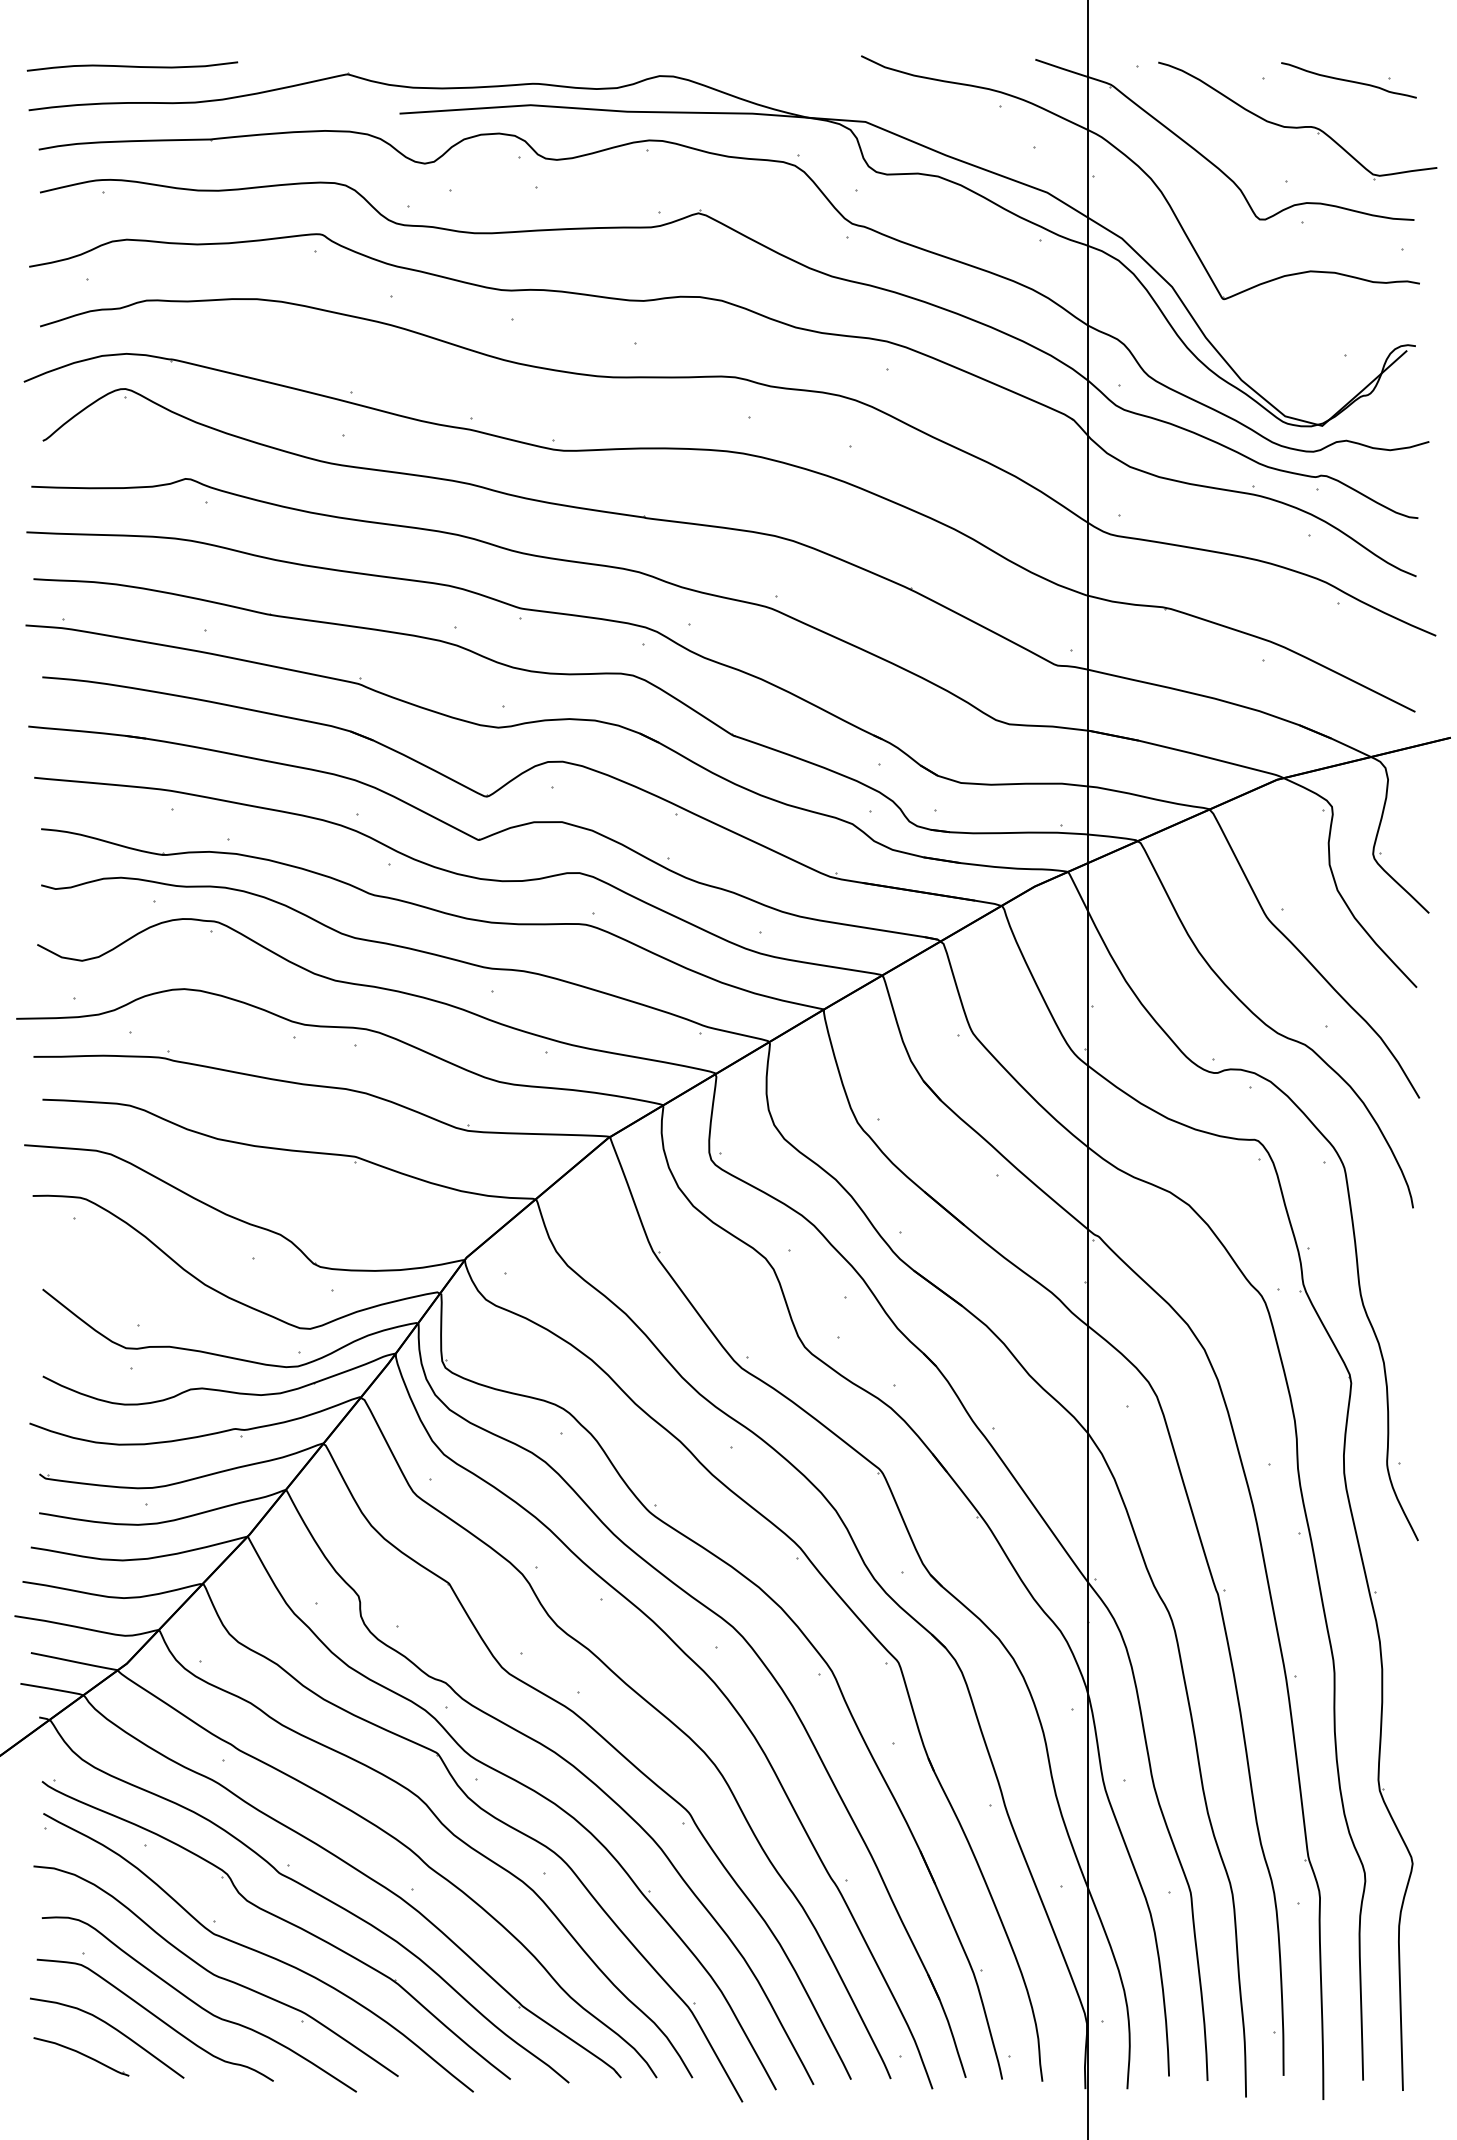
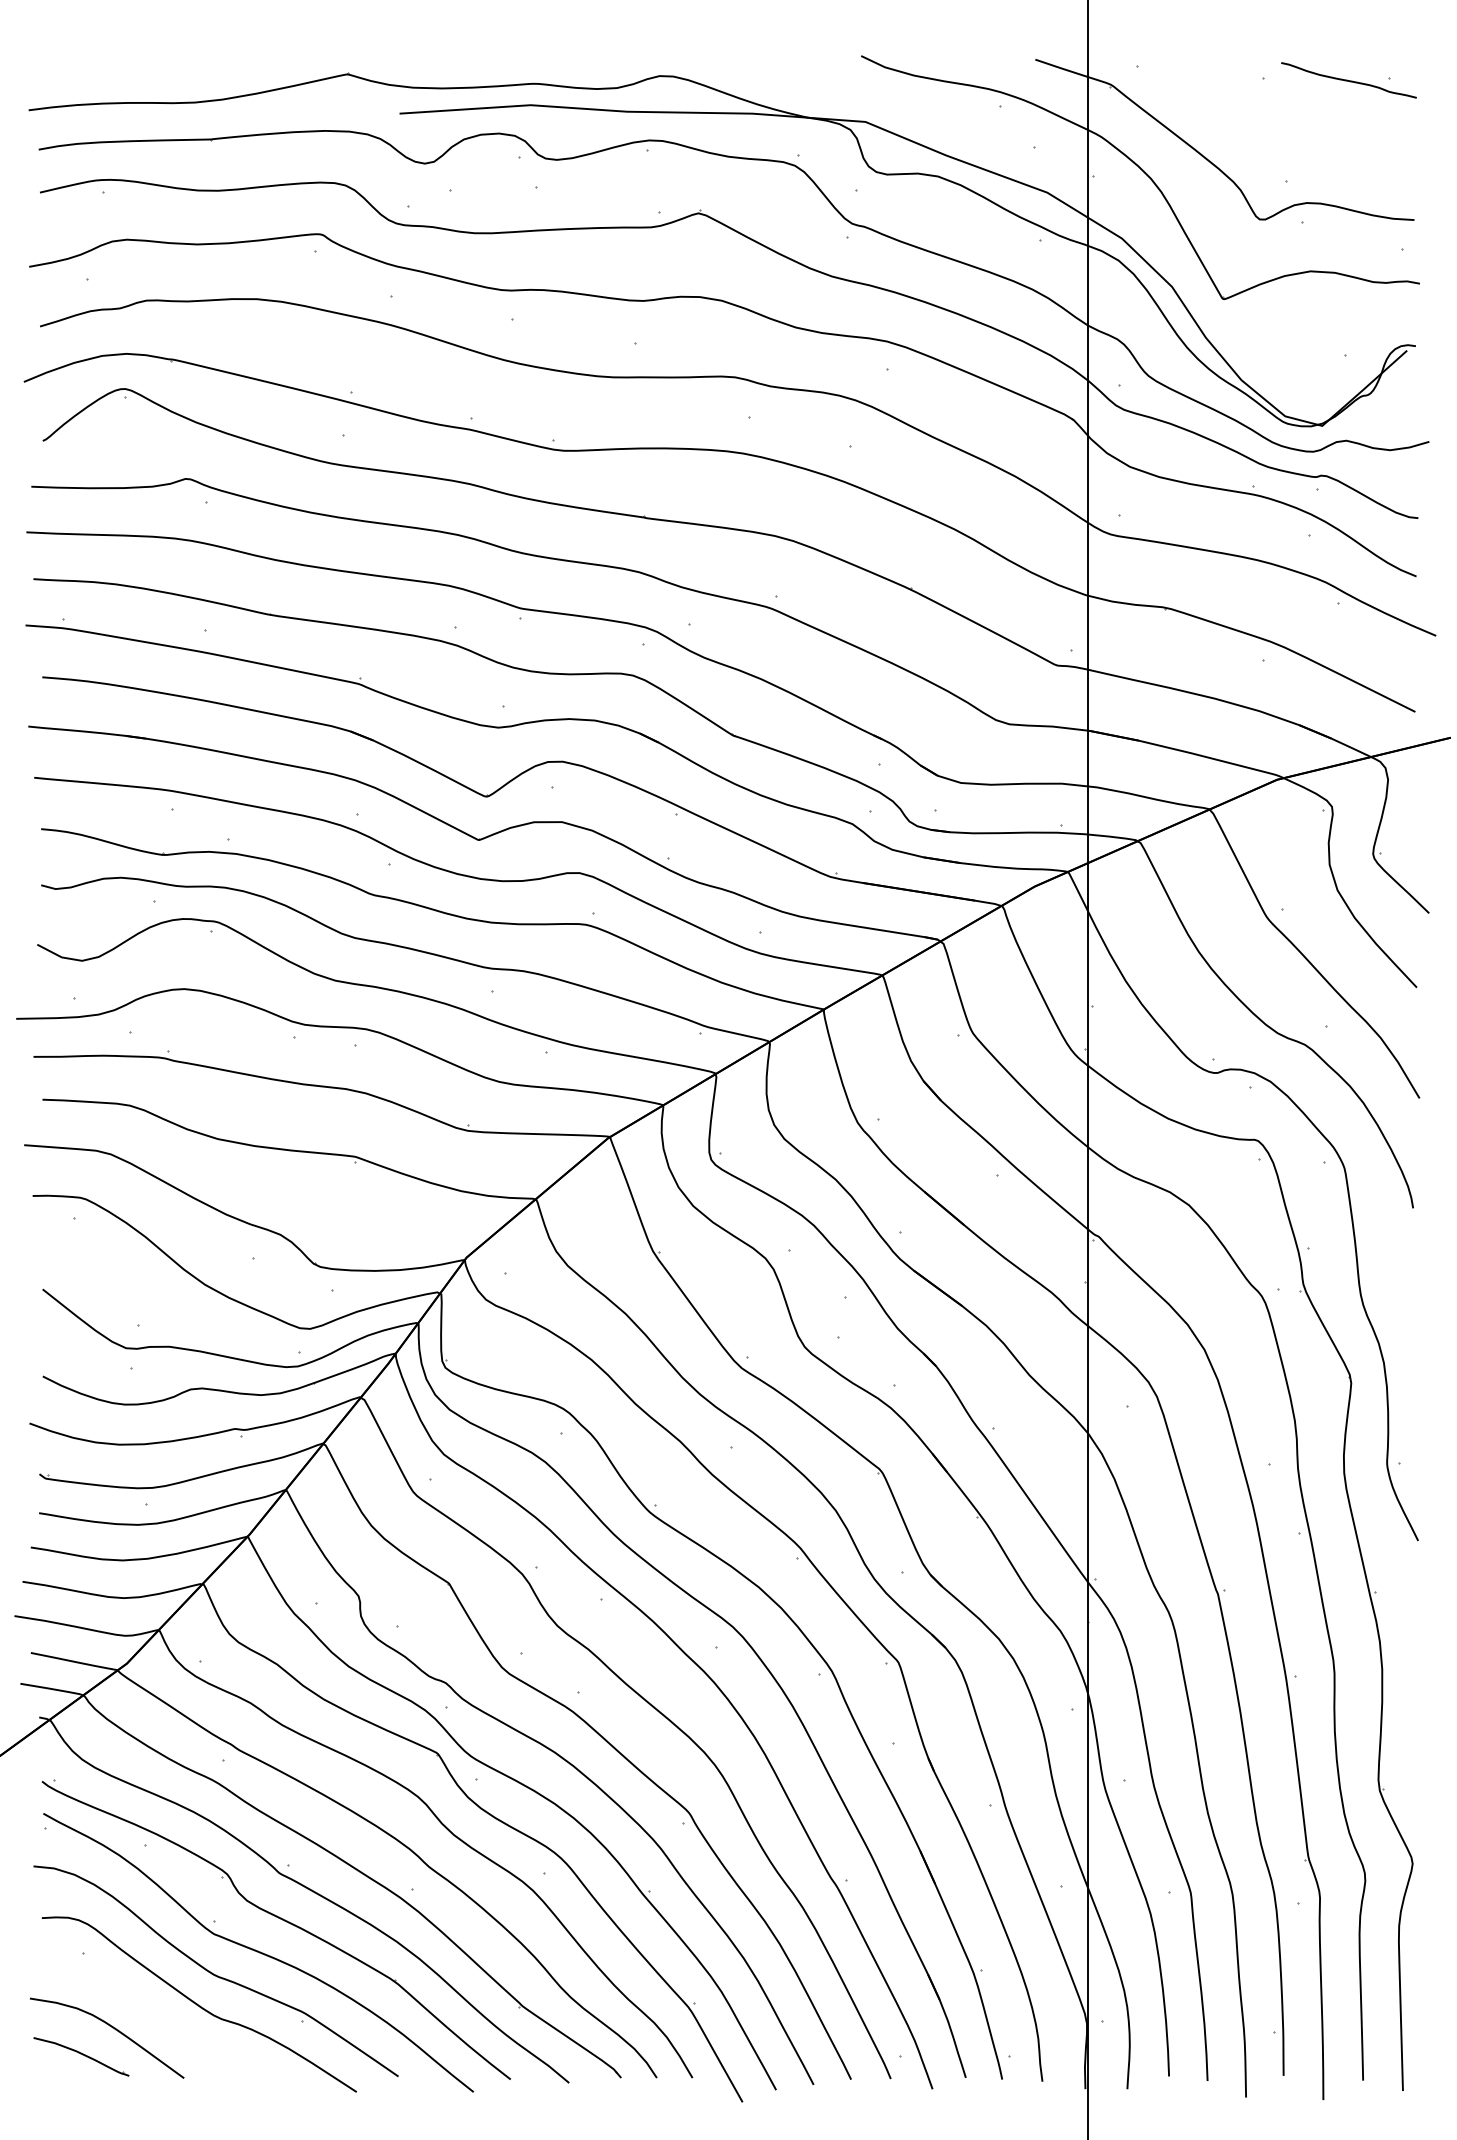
curve: present -> none (132, 66)
part: present -> none (1297, 120)
curve: present -> none (155, 2017)
